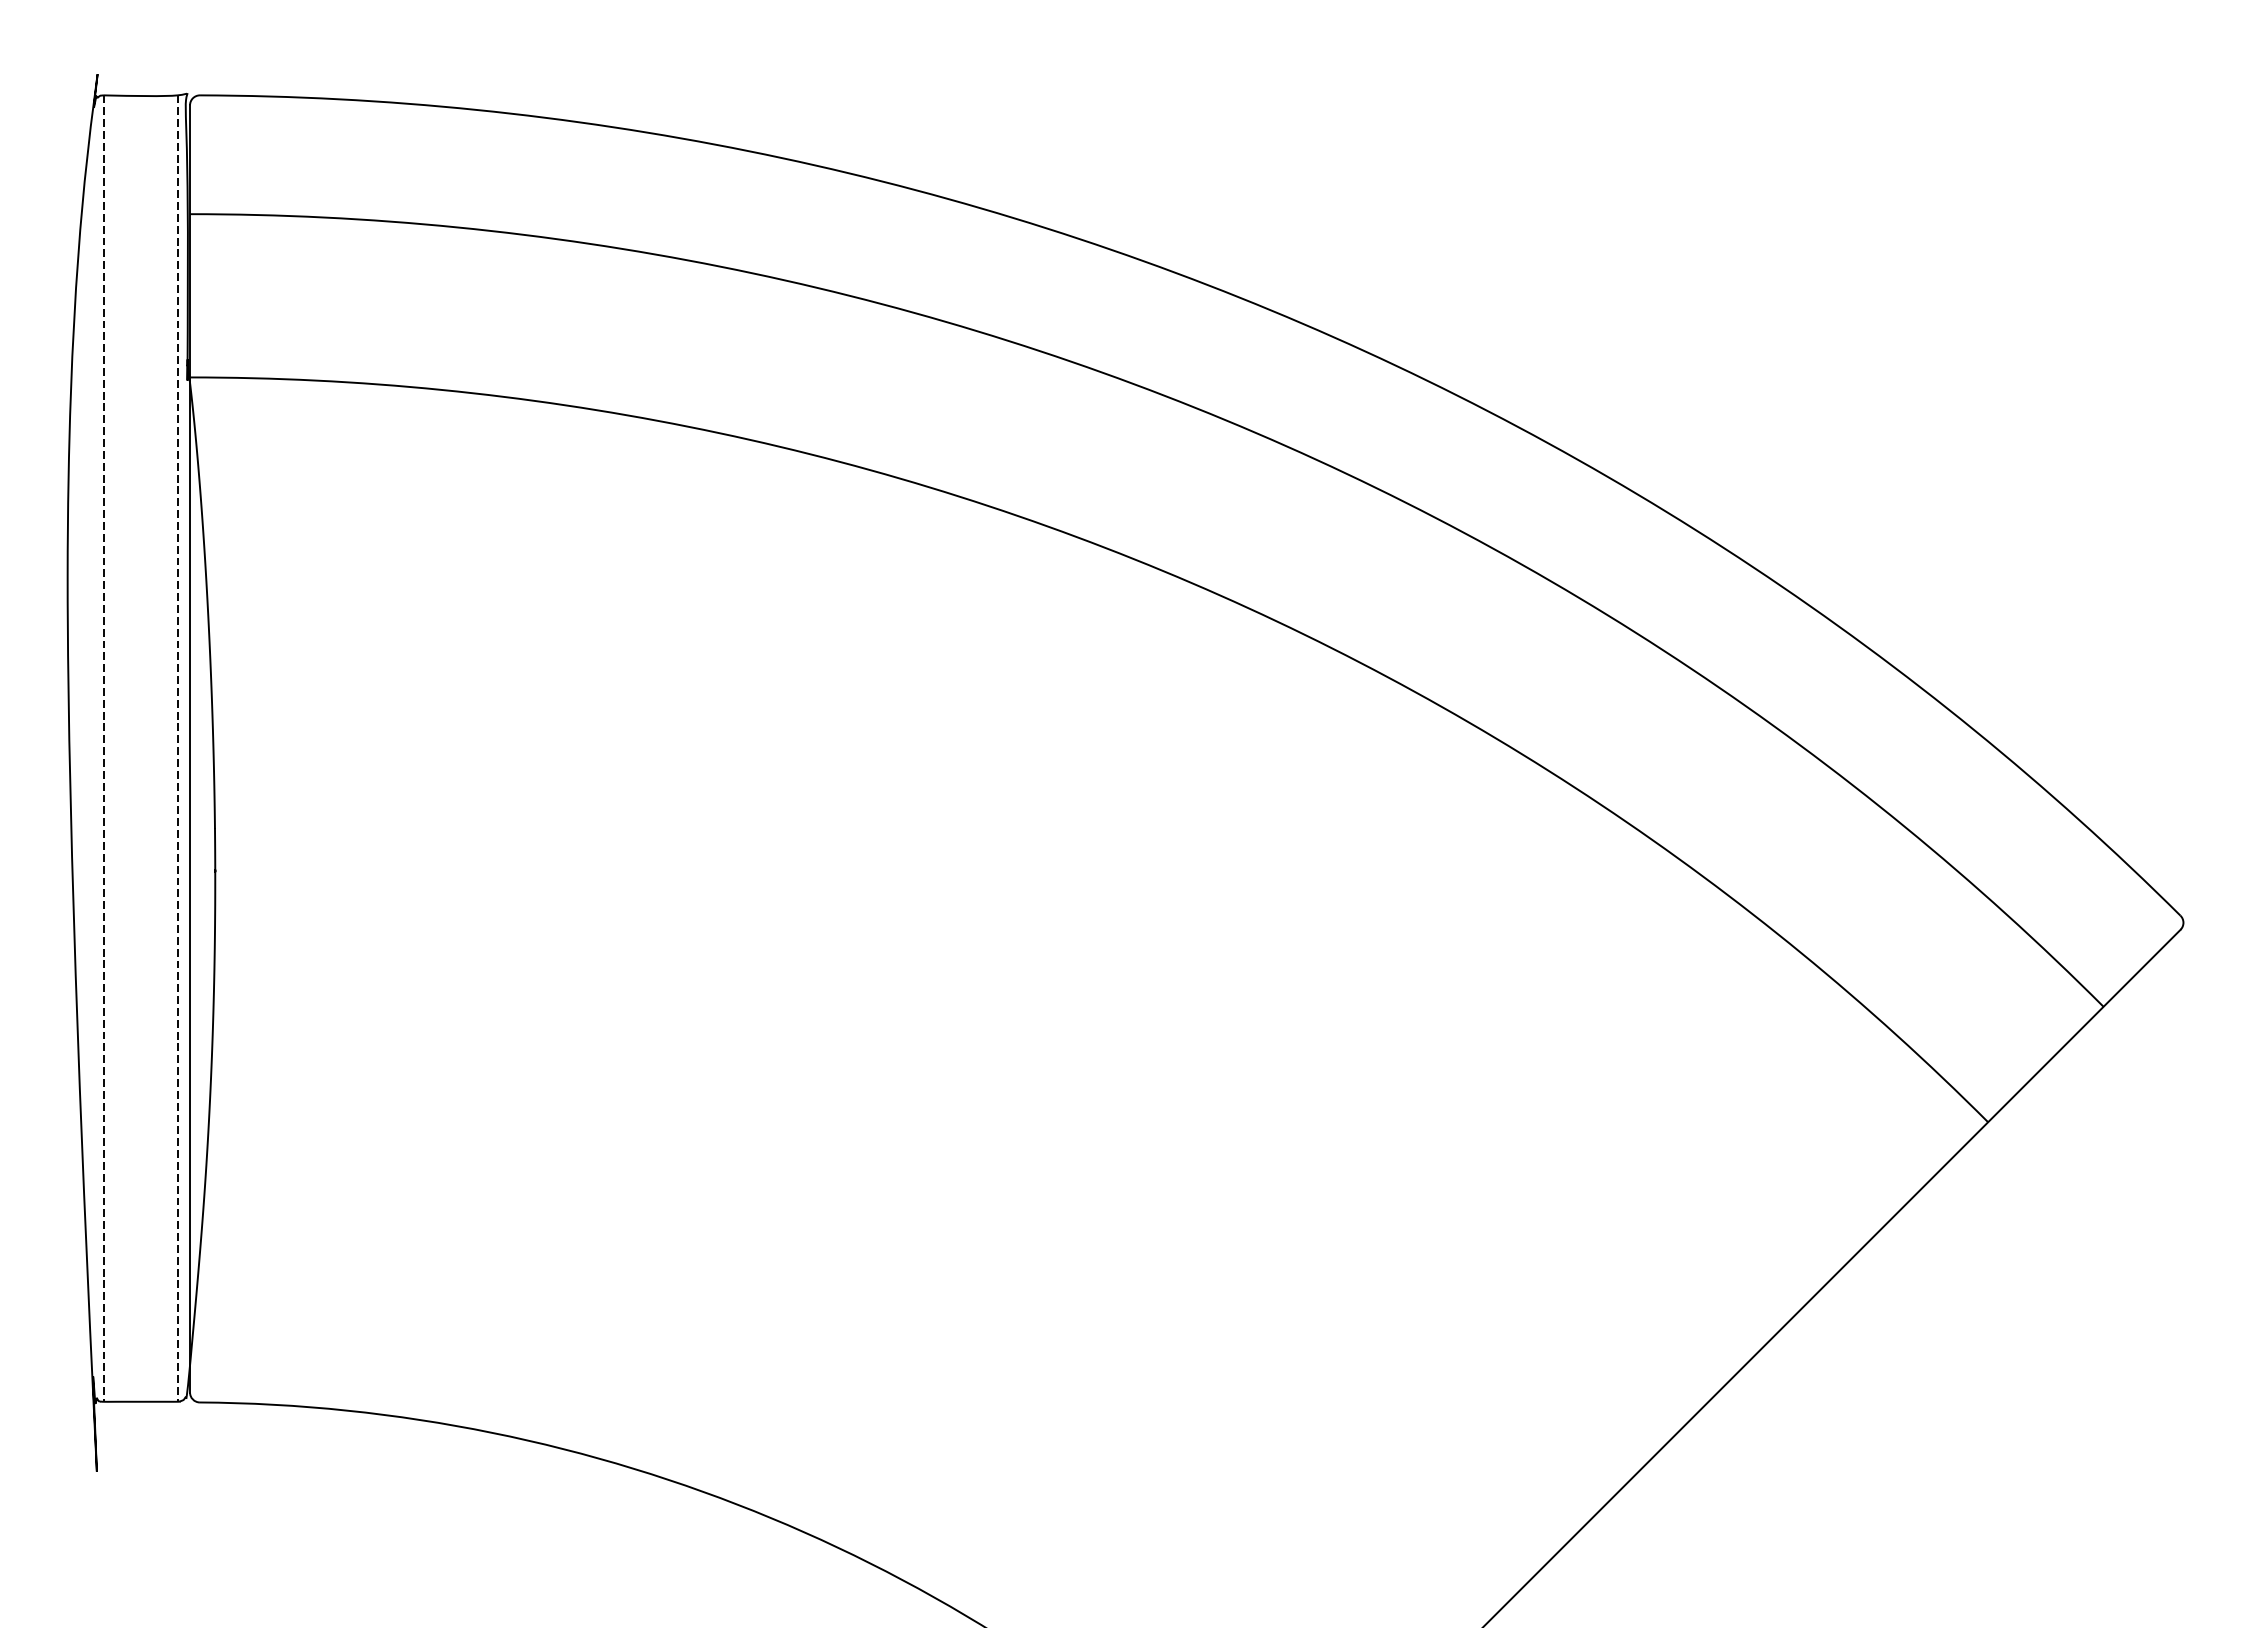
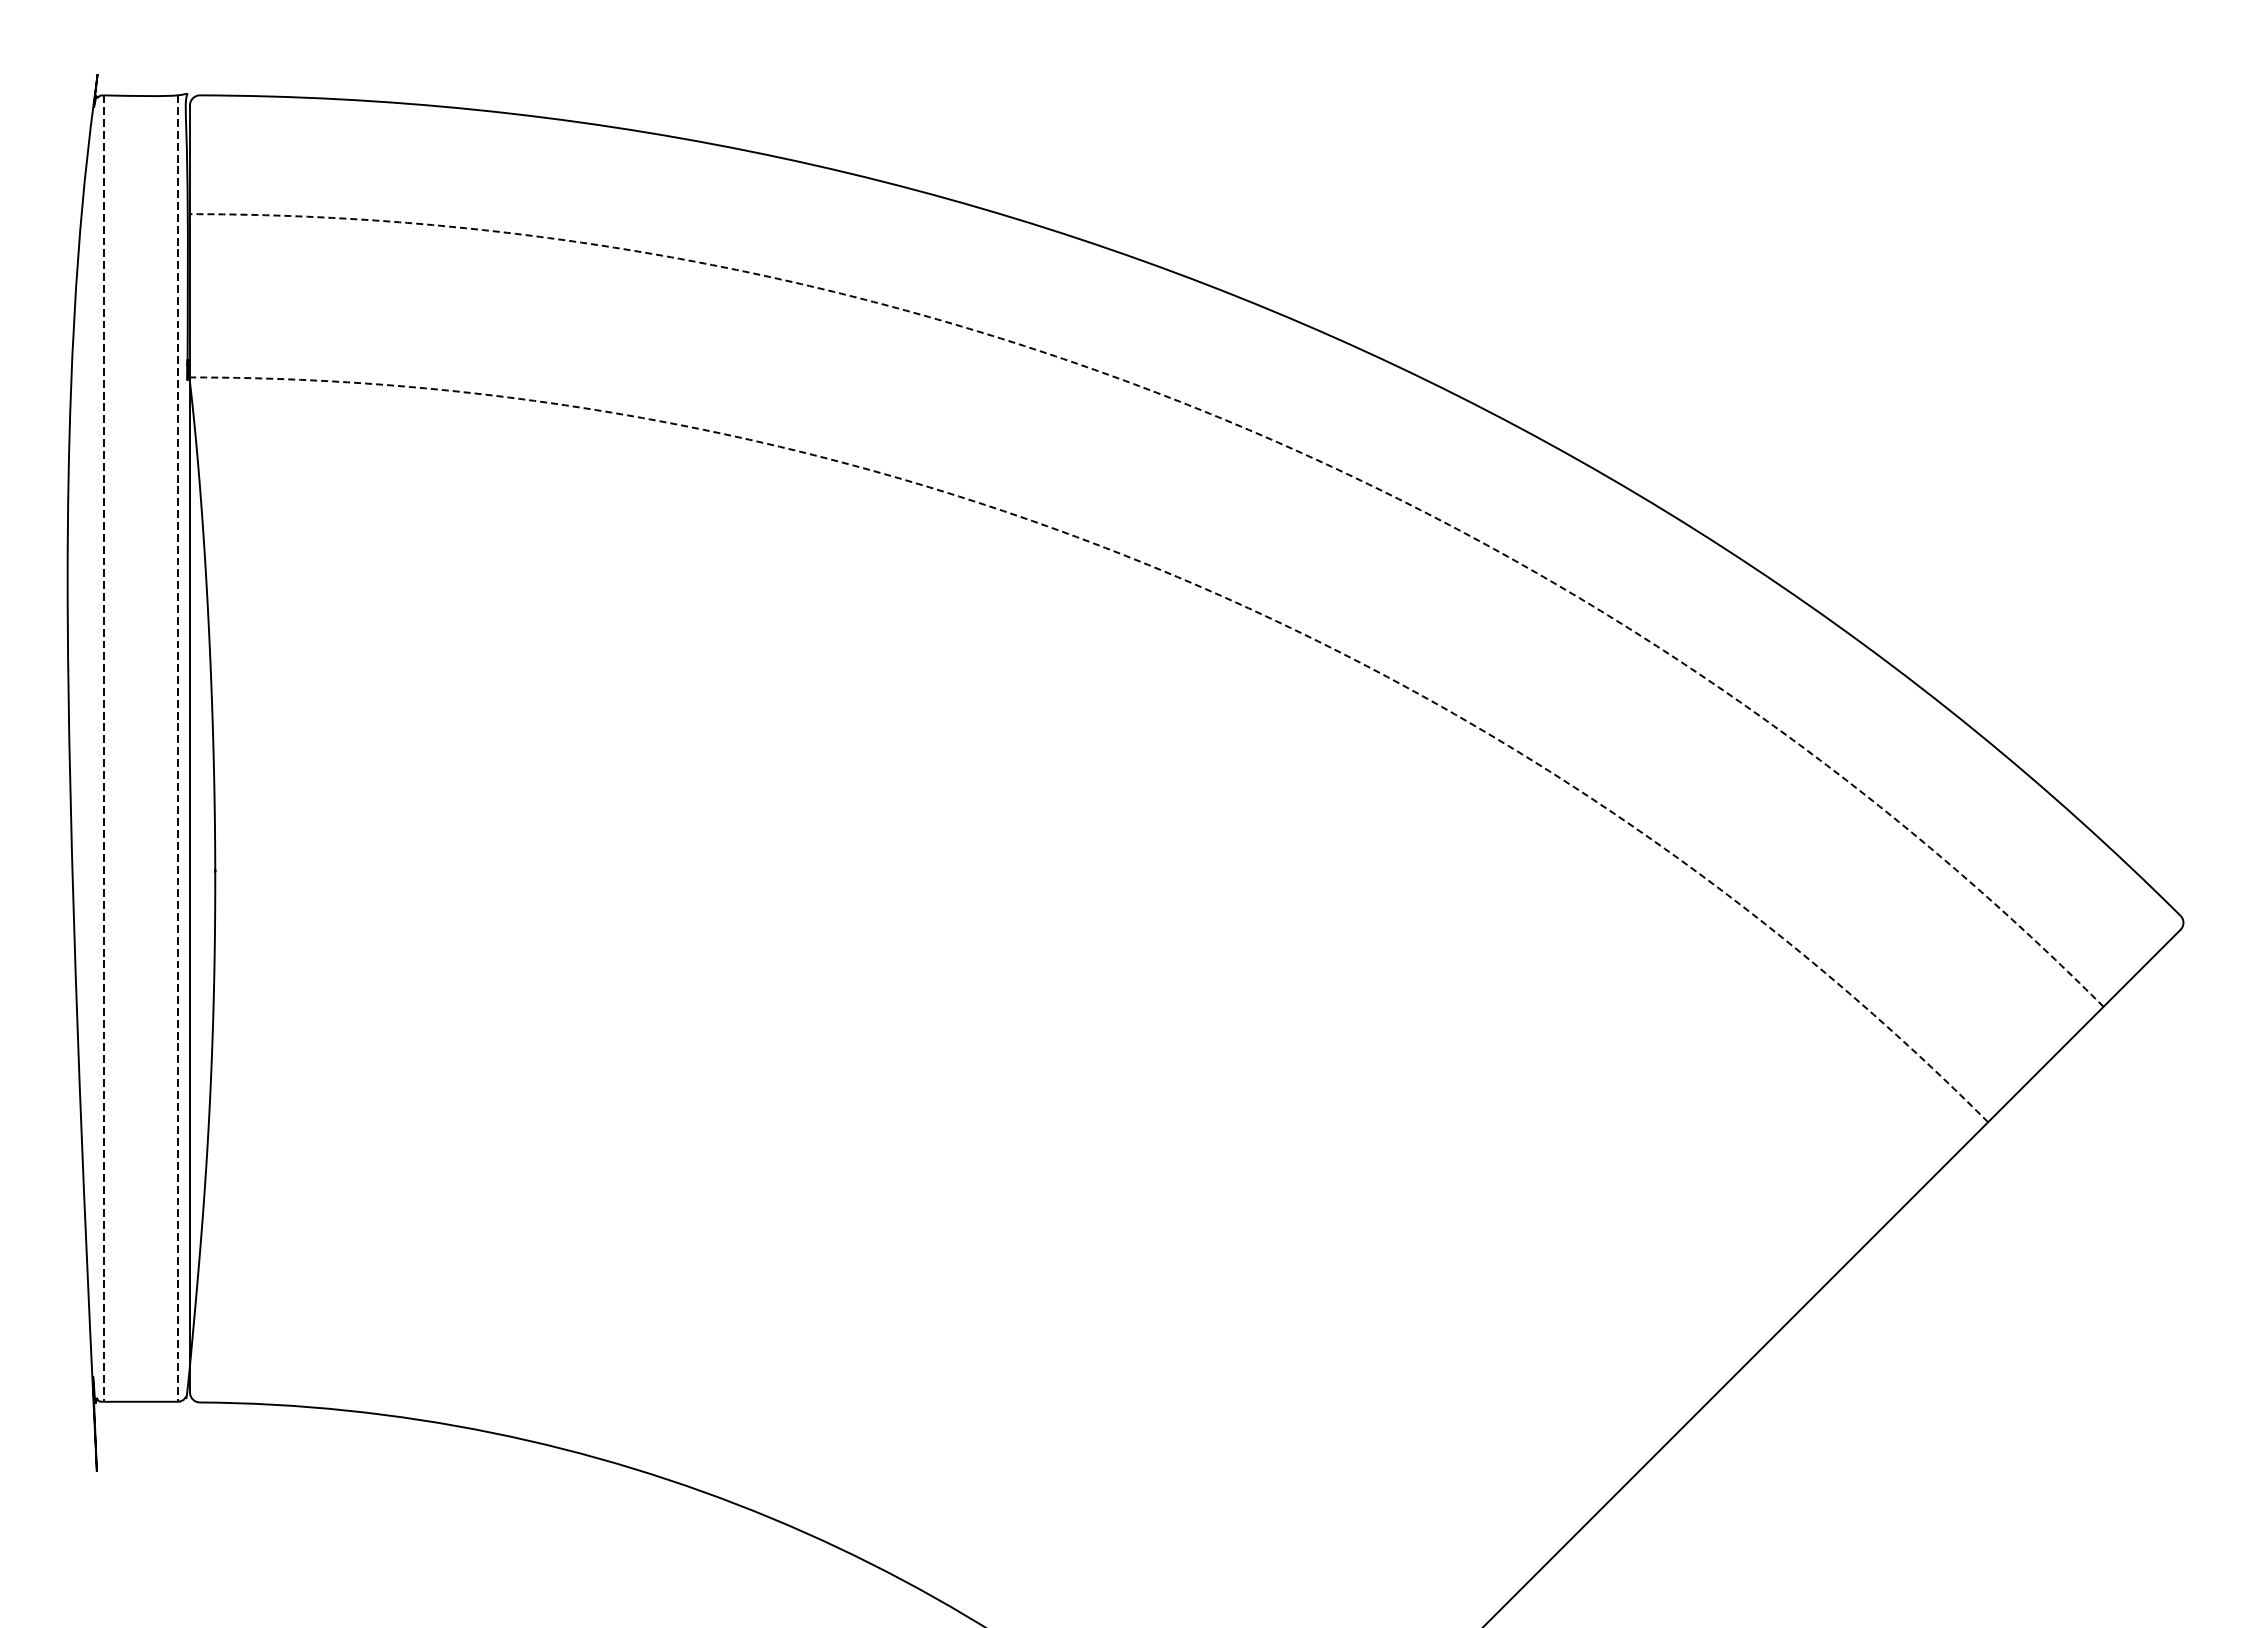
arc: solid -> dashed (1225, 420)
arc: solid -> dashed (1163, 571)
